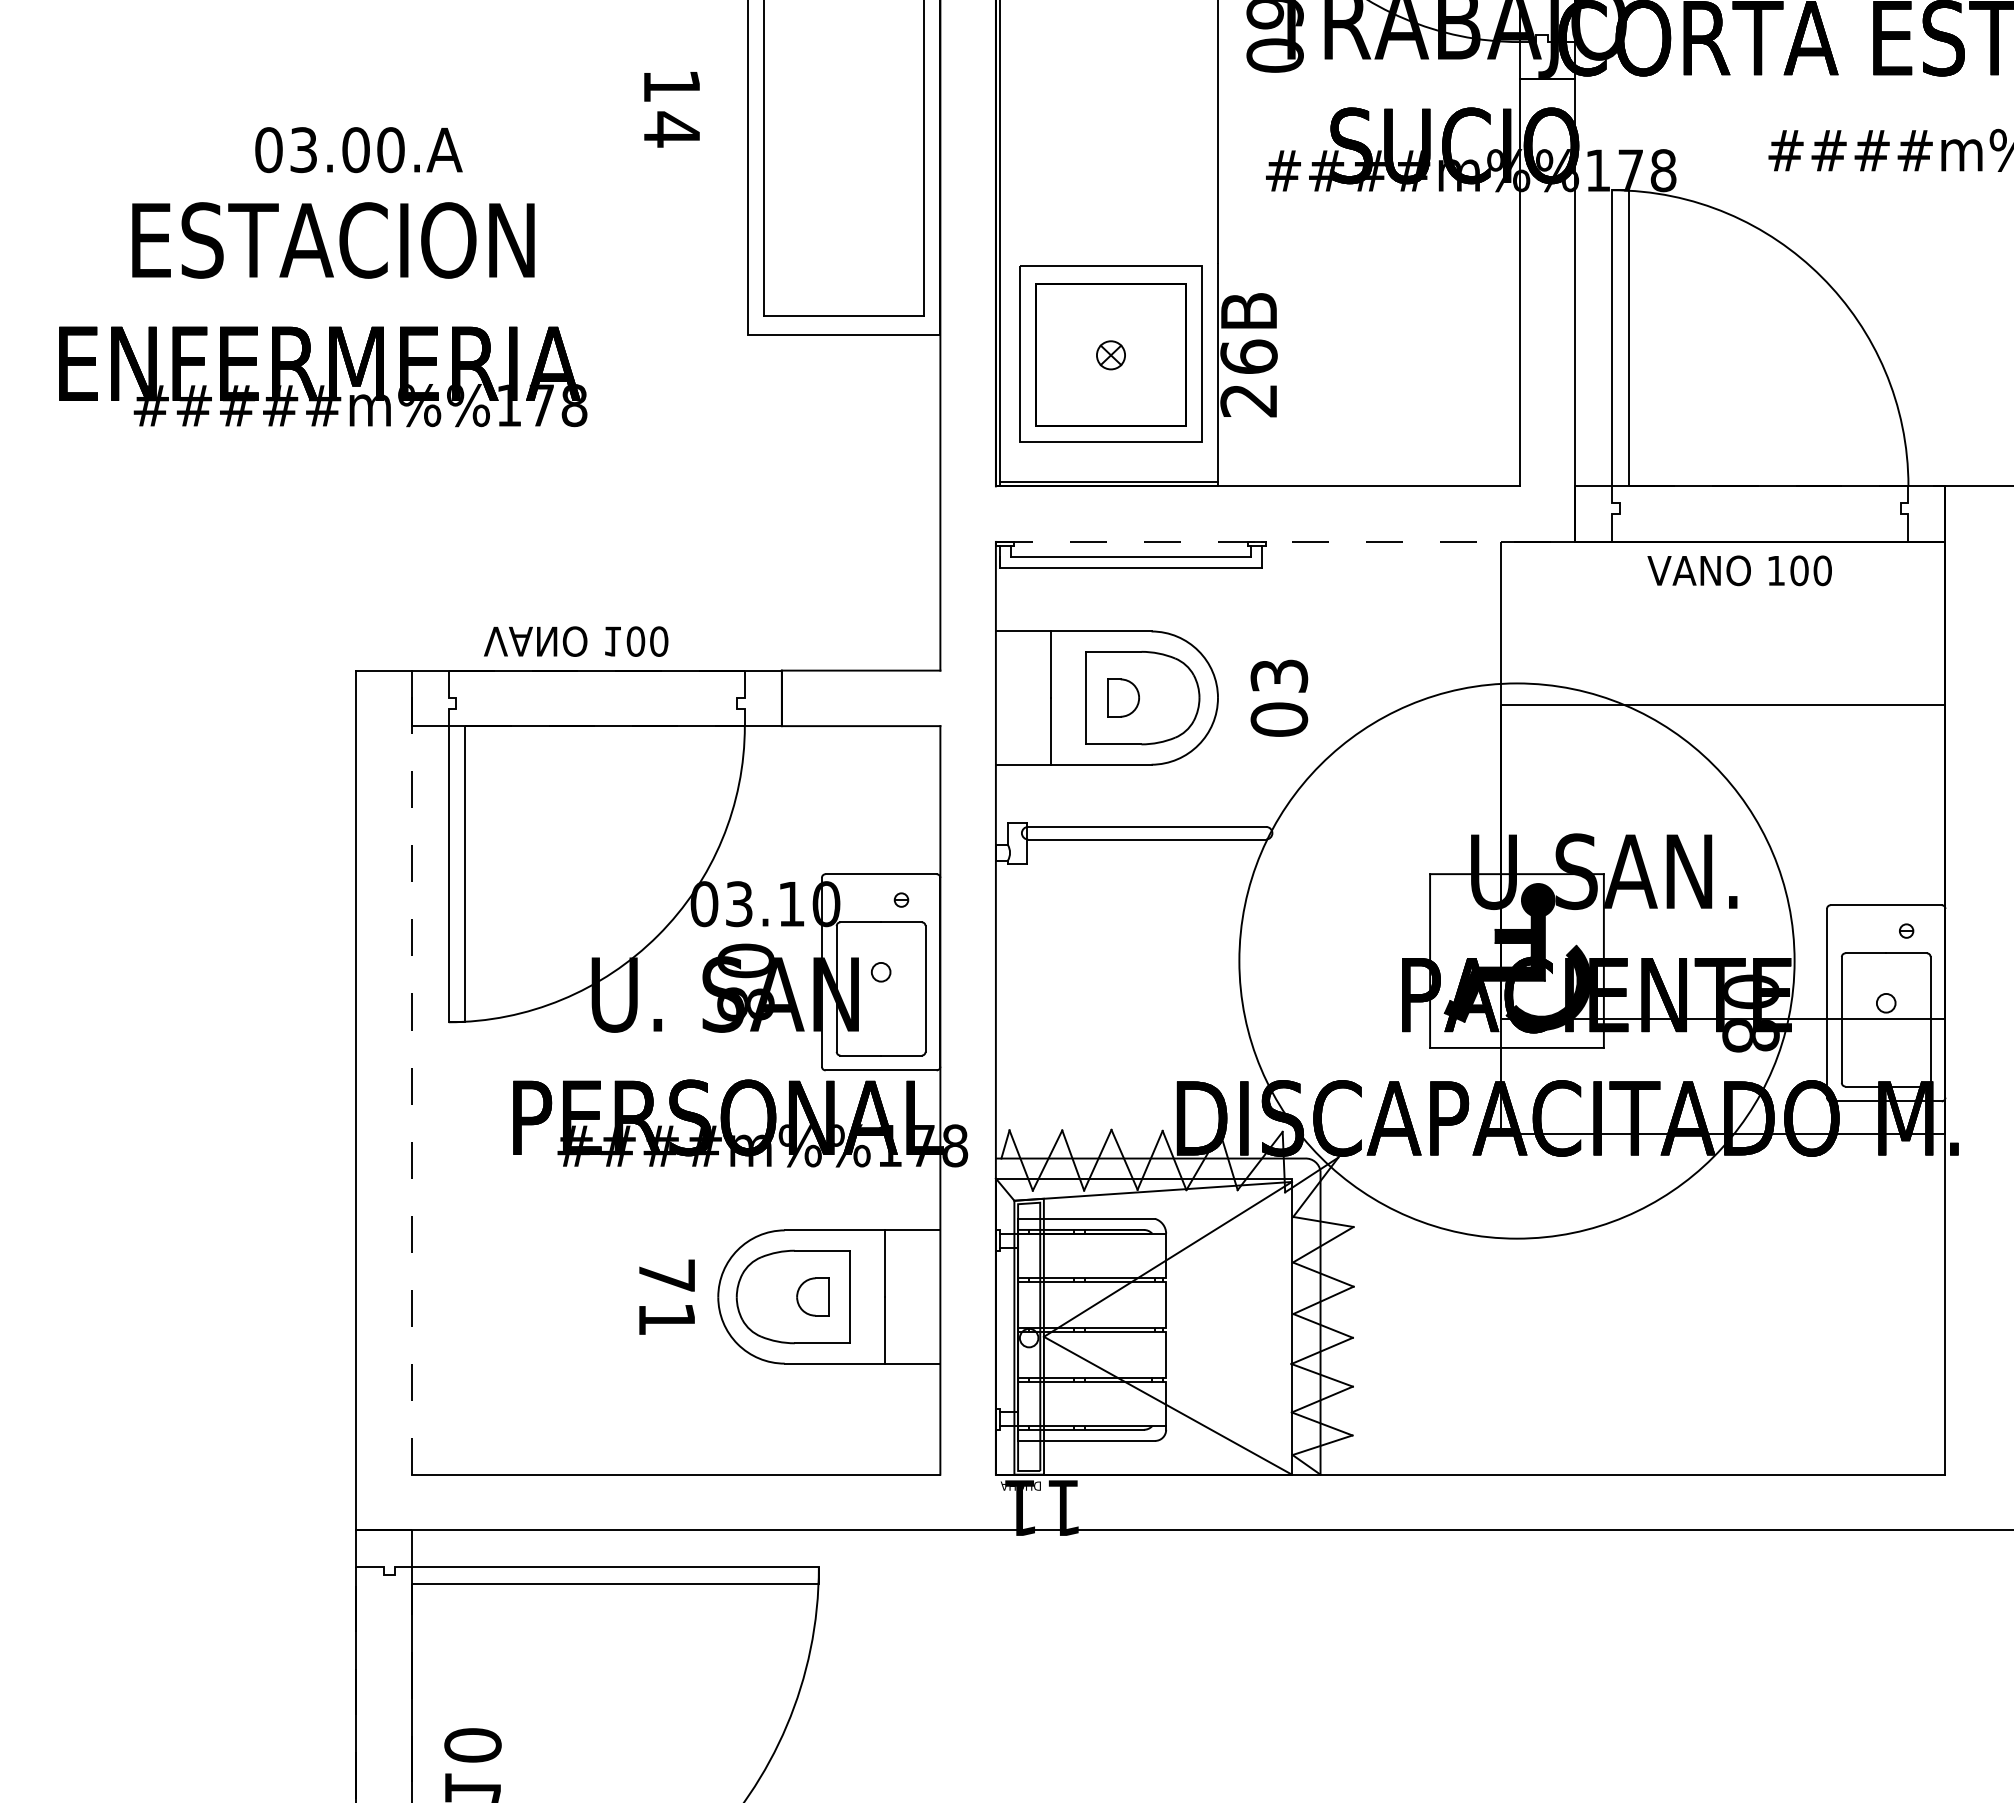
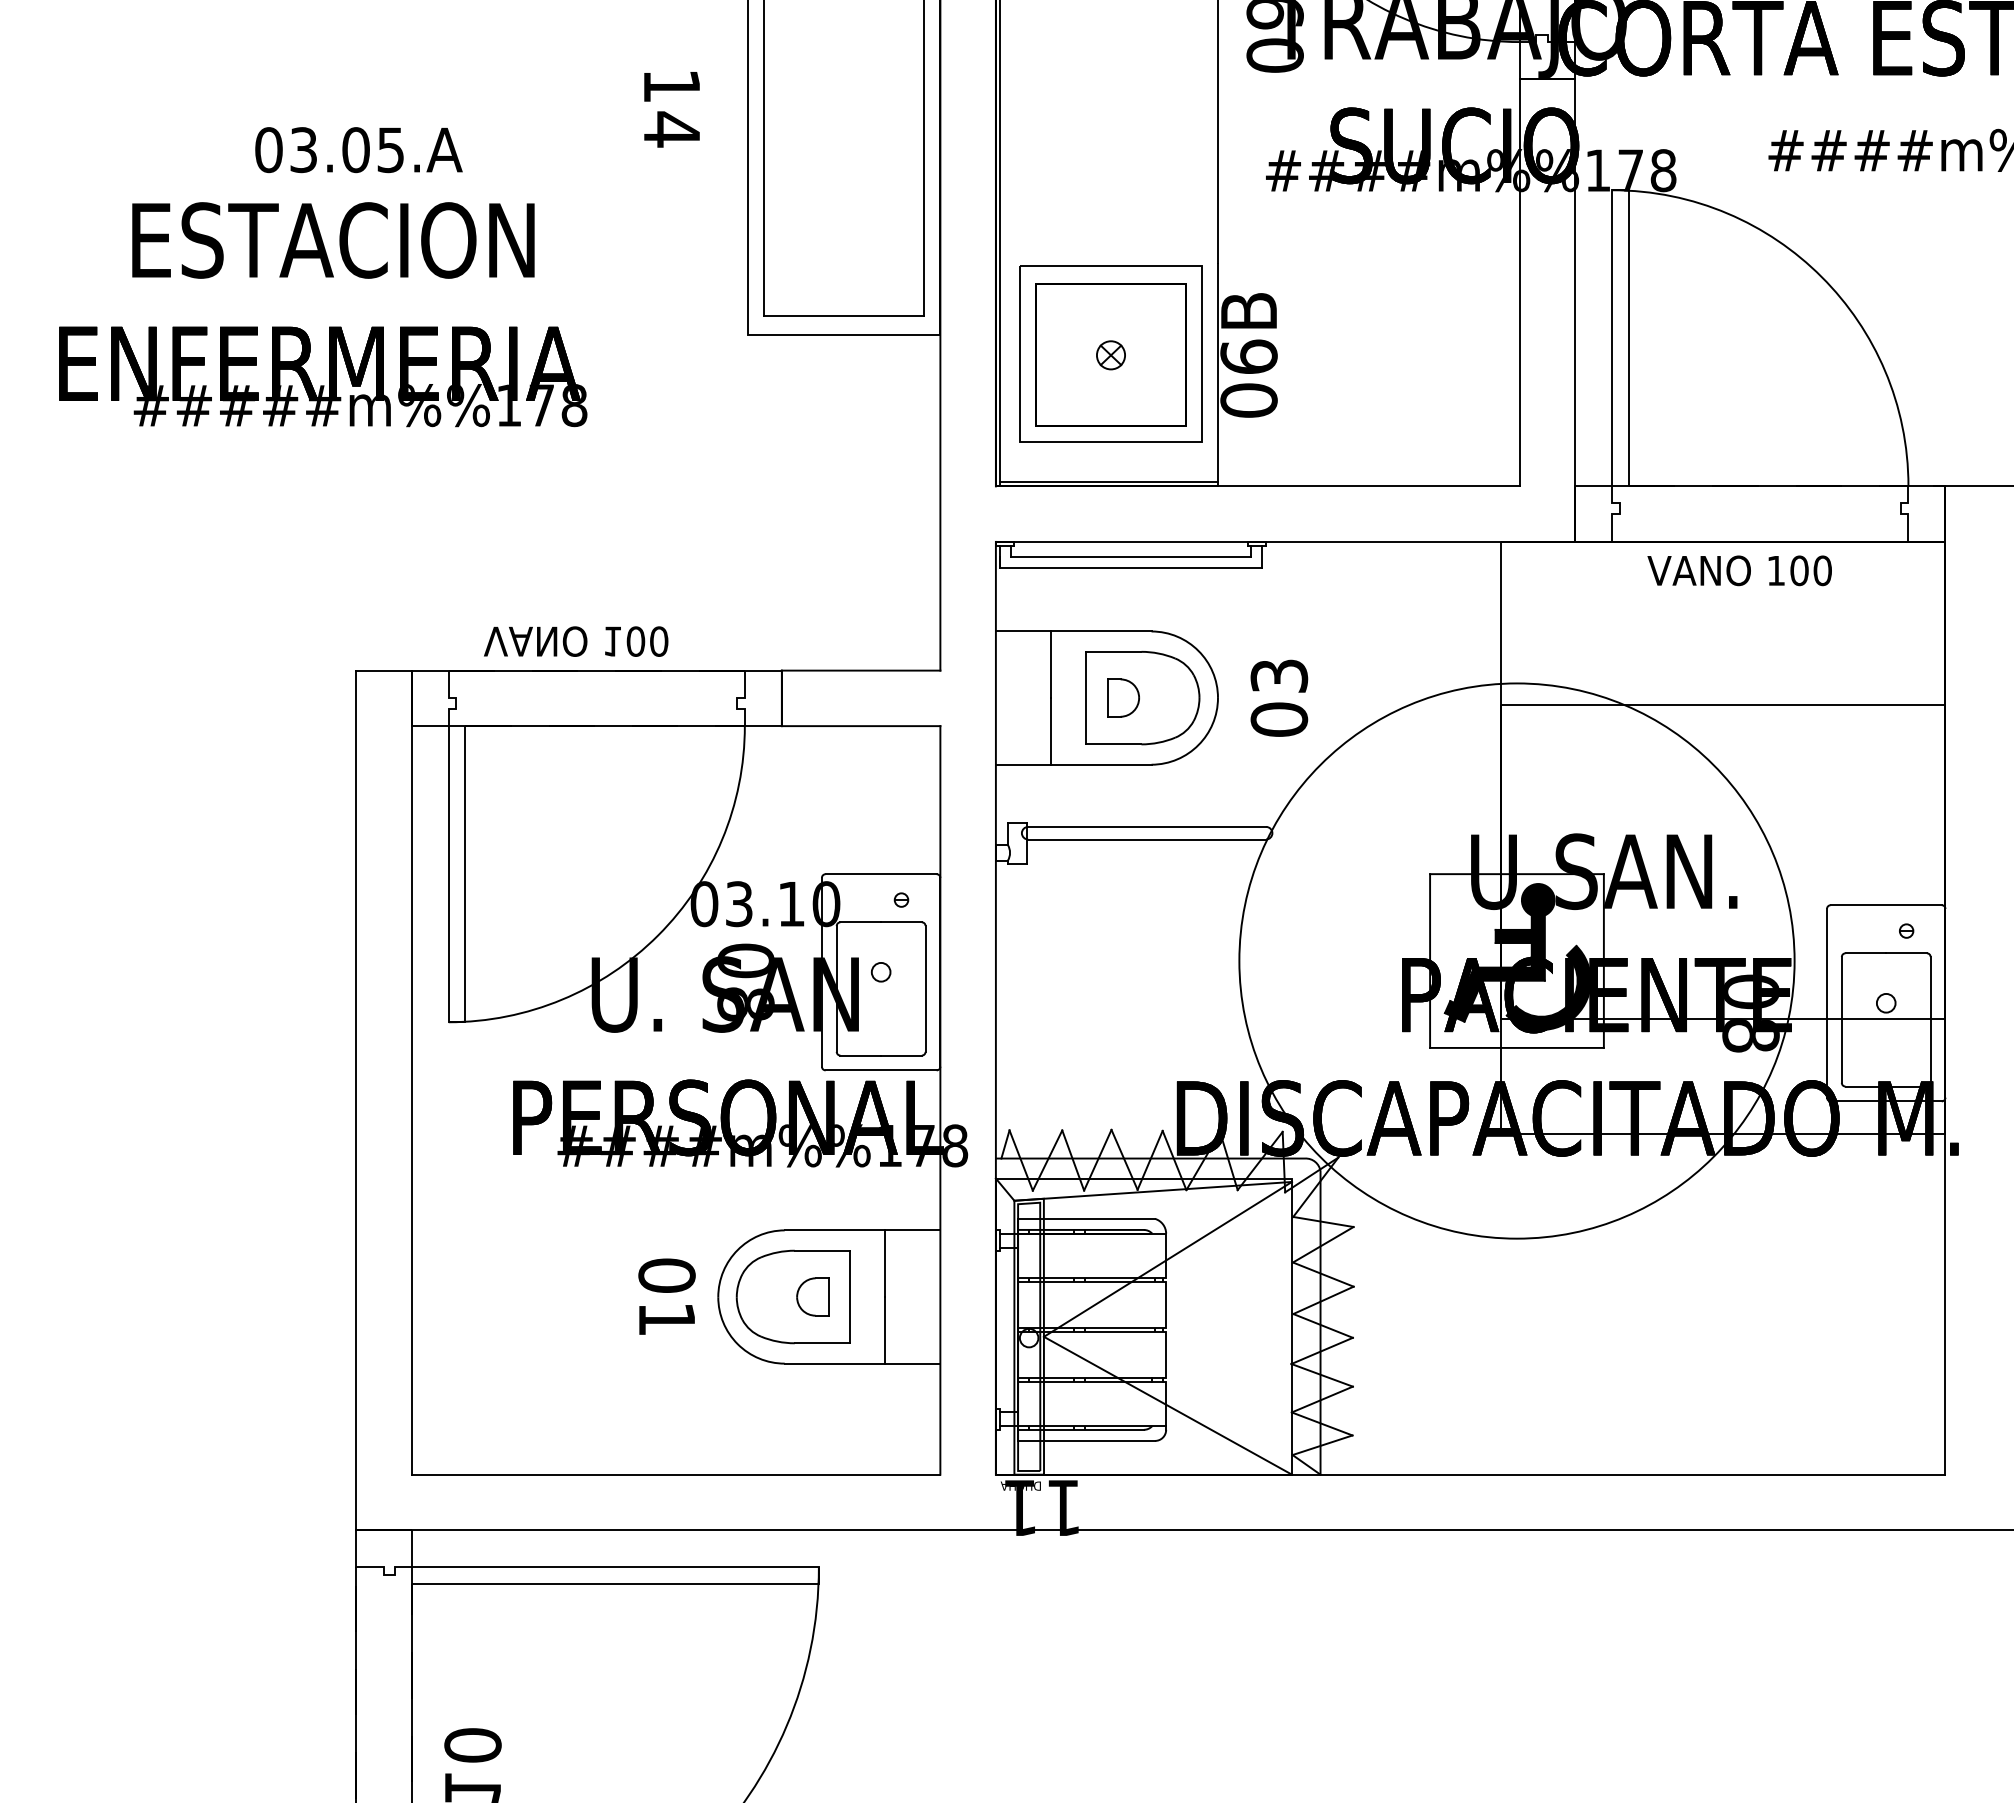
text: 03.00.A -> 03.05.A (390, 150)
text: 26B -> 06B (1248, 400)
line: dashed -> solid (1285, 541)
line: dashed -> solid (411, 1072)
text: 71 -> 01 (666, 1275)
